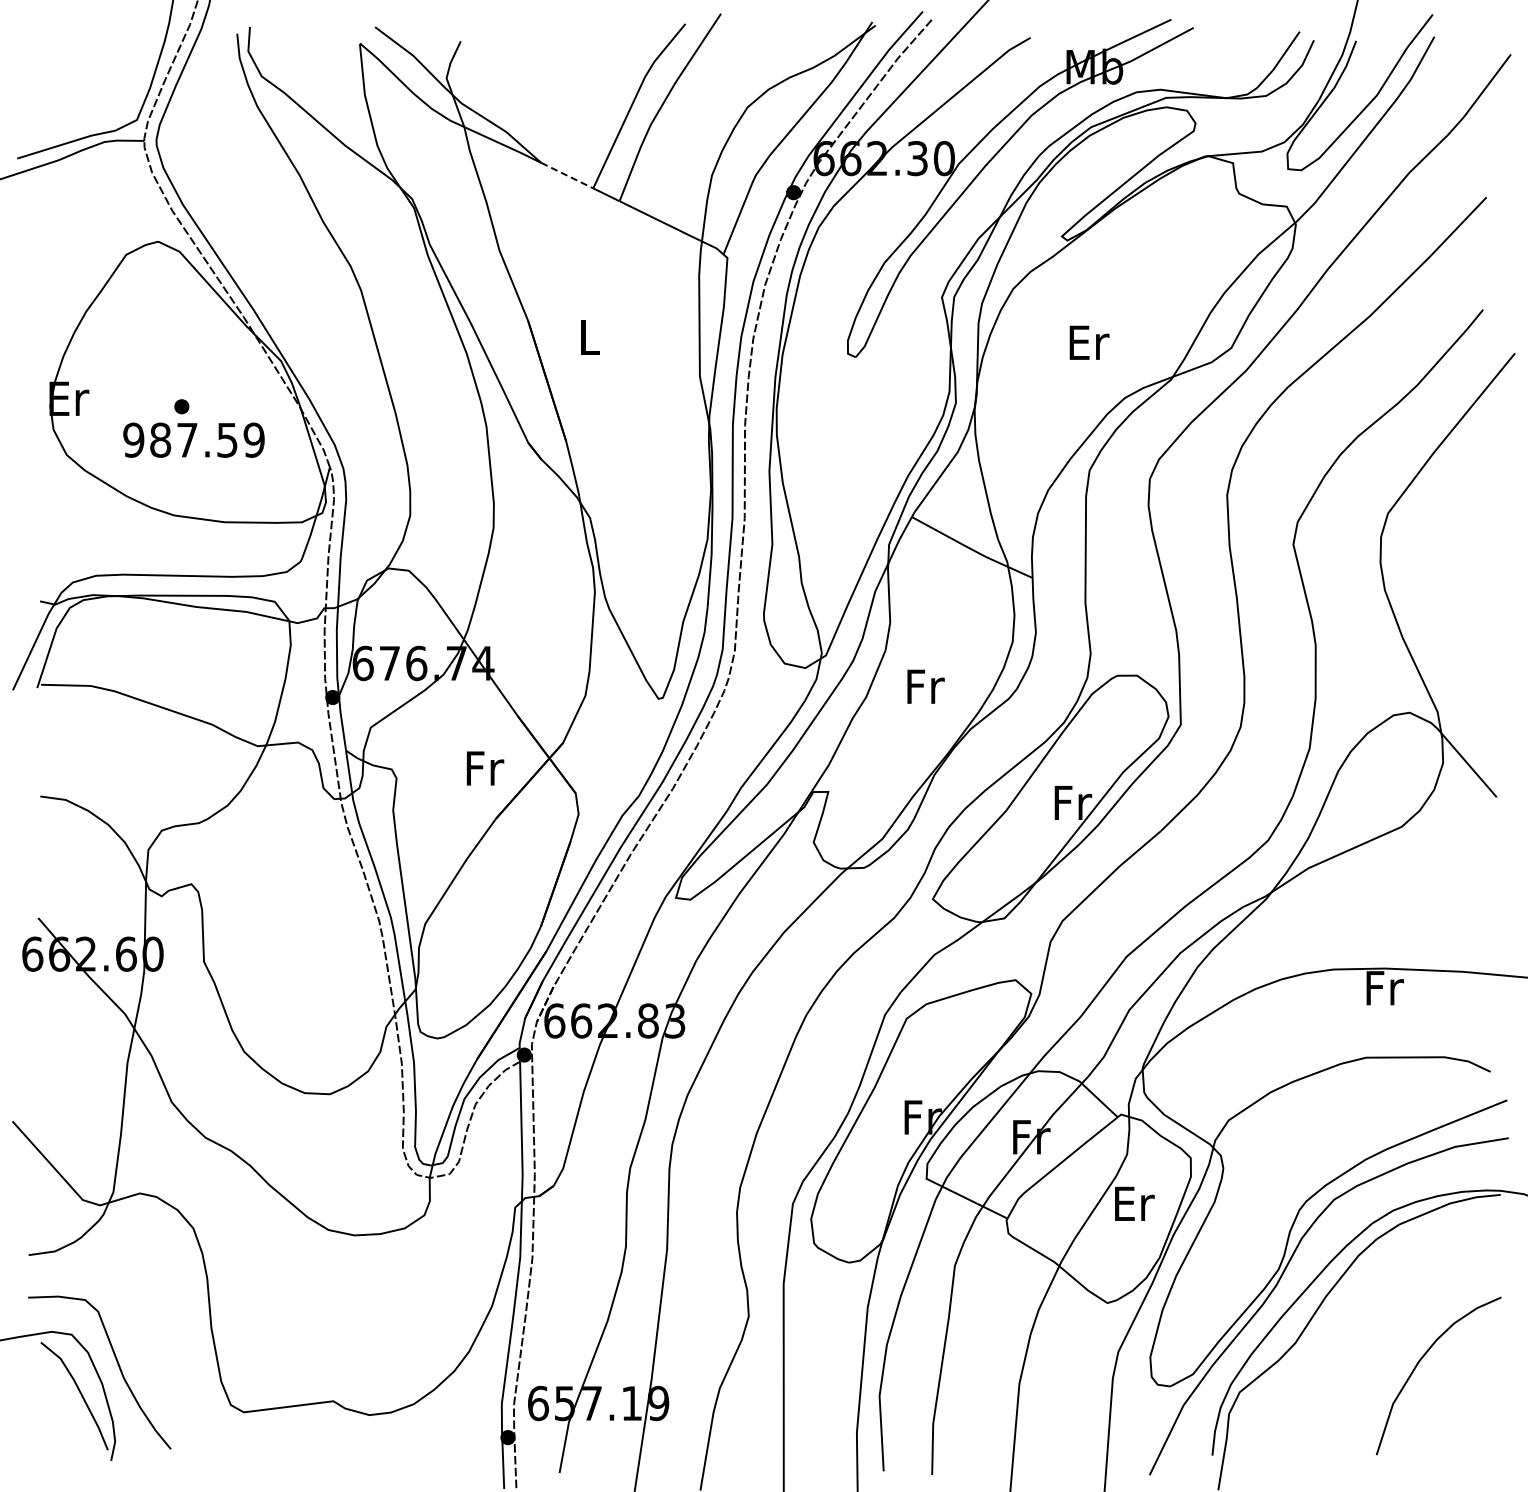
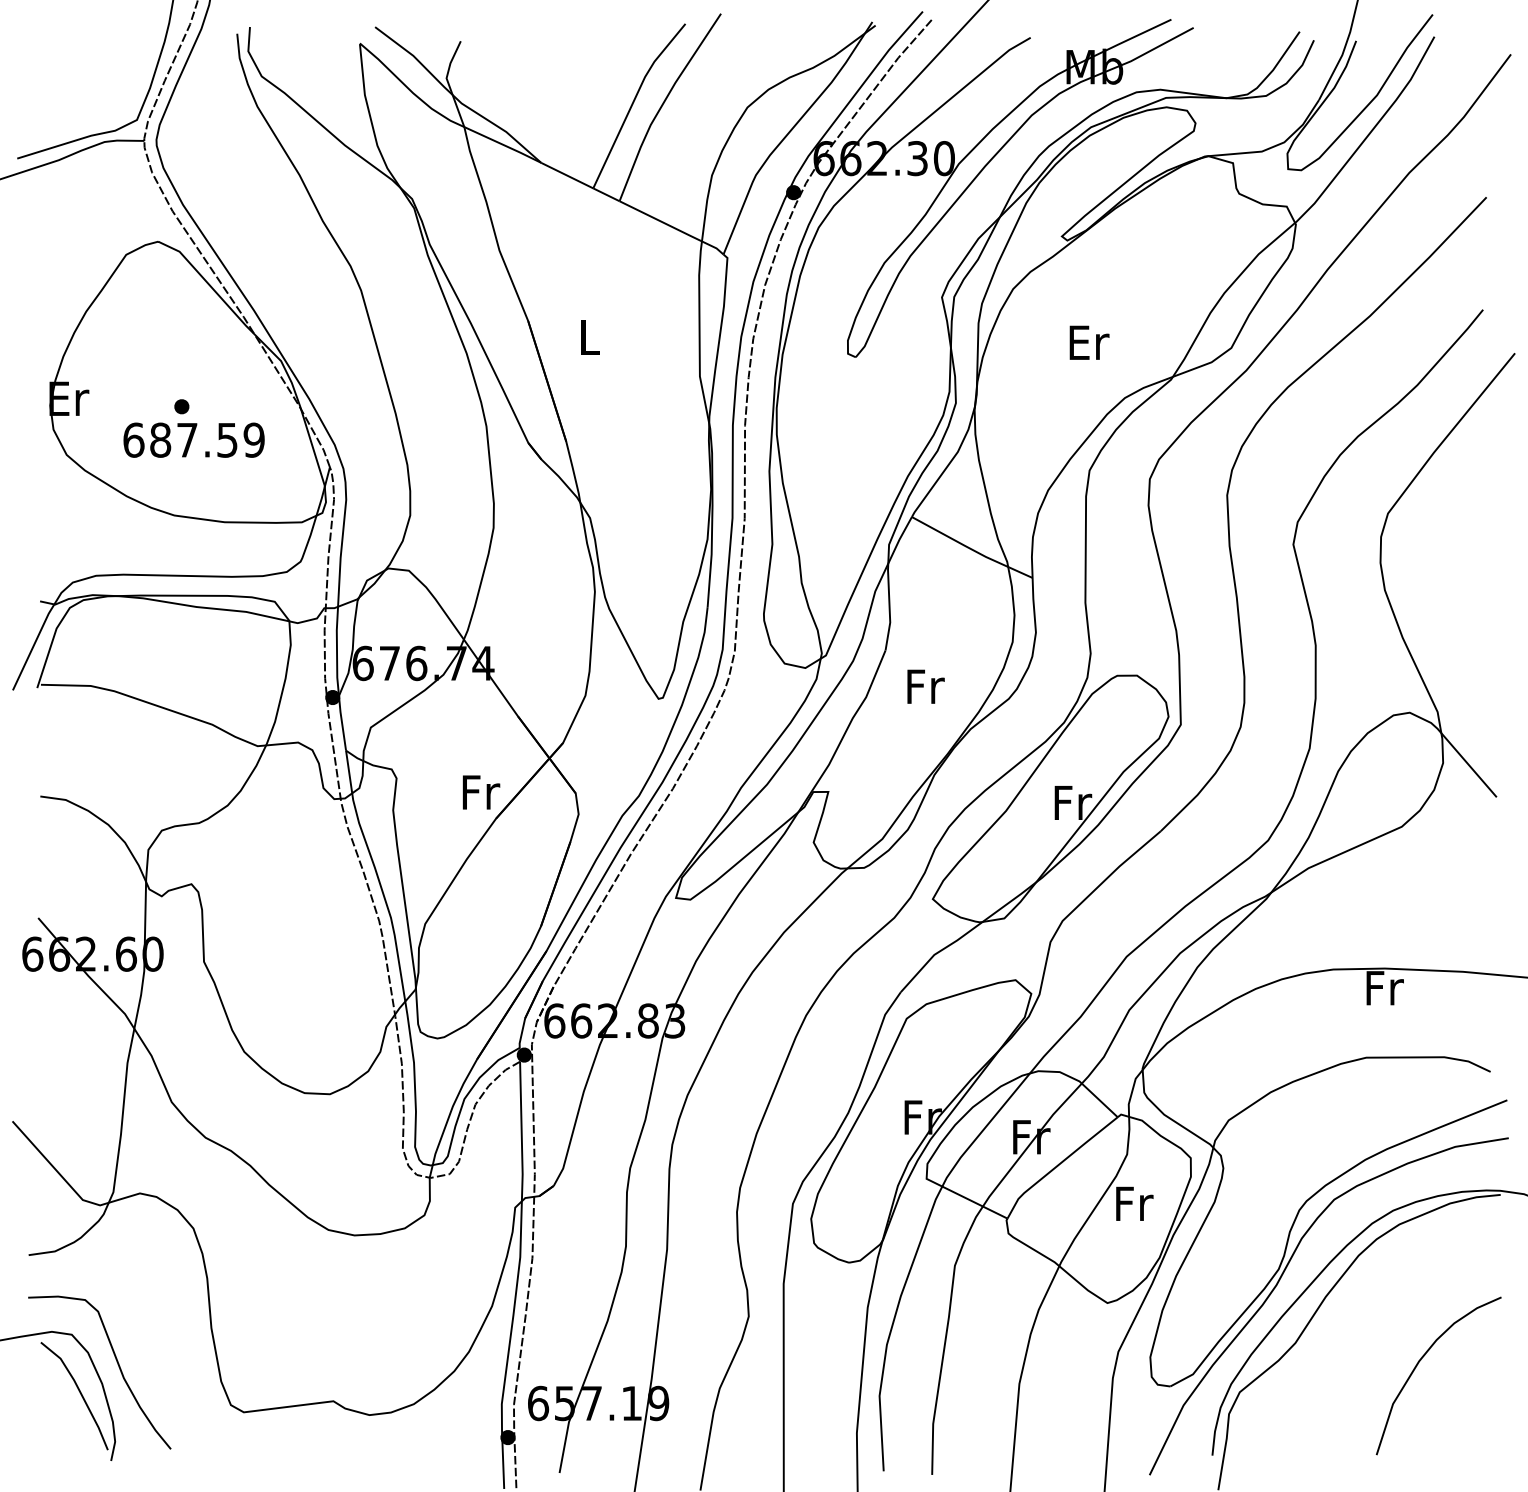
line: dashed -> solid (567, 175)
text: 987.59 -> 687.59 (133, 439)
text position: (485, 768) -> (481, 792) (481, 792)
text: Er -> Fr (1134, 1203)
